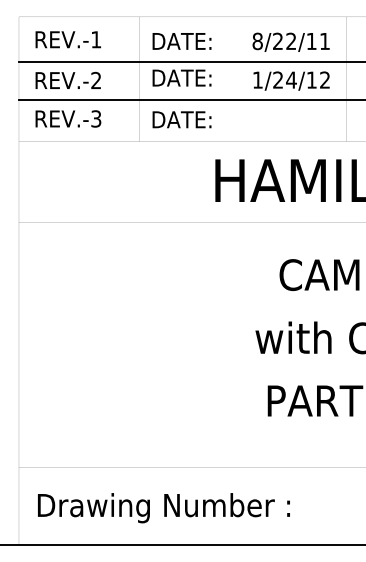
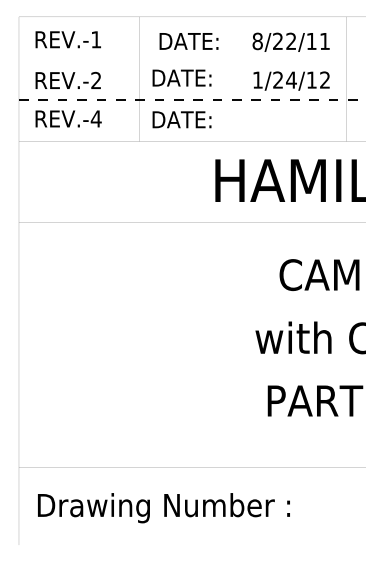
text position: (181, 41) -> (188, 41) (188, 41)
line: present -> none (190, 61)
line: solid -> dashed (192, 100)
text: REV.-3 -> REV.-4 (95, 118)
line: present -> none (182, 545)
